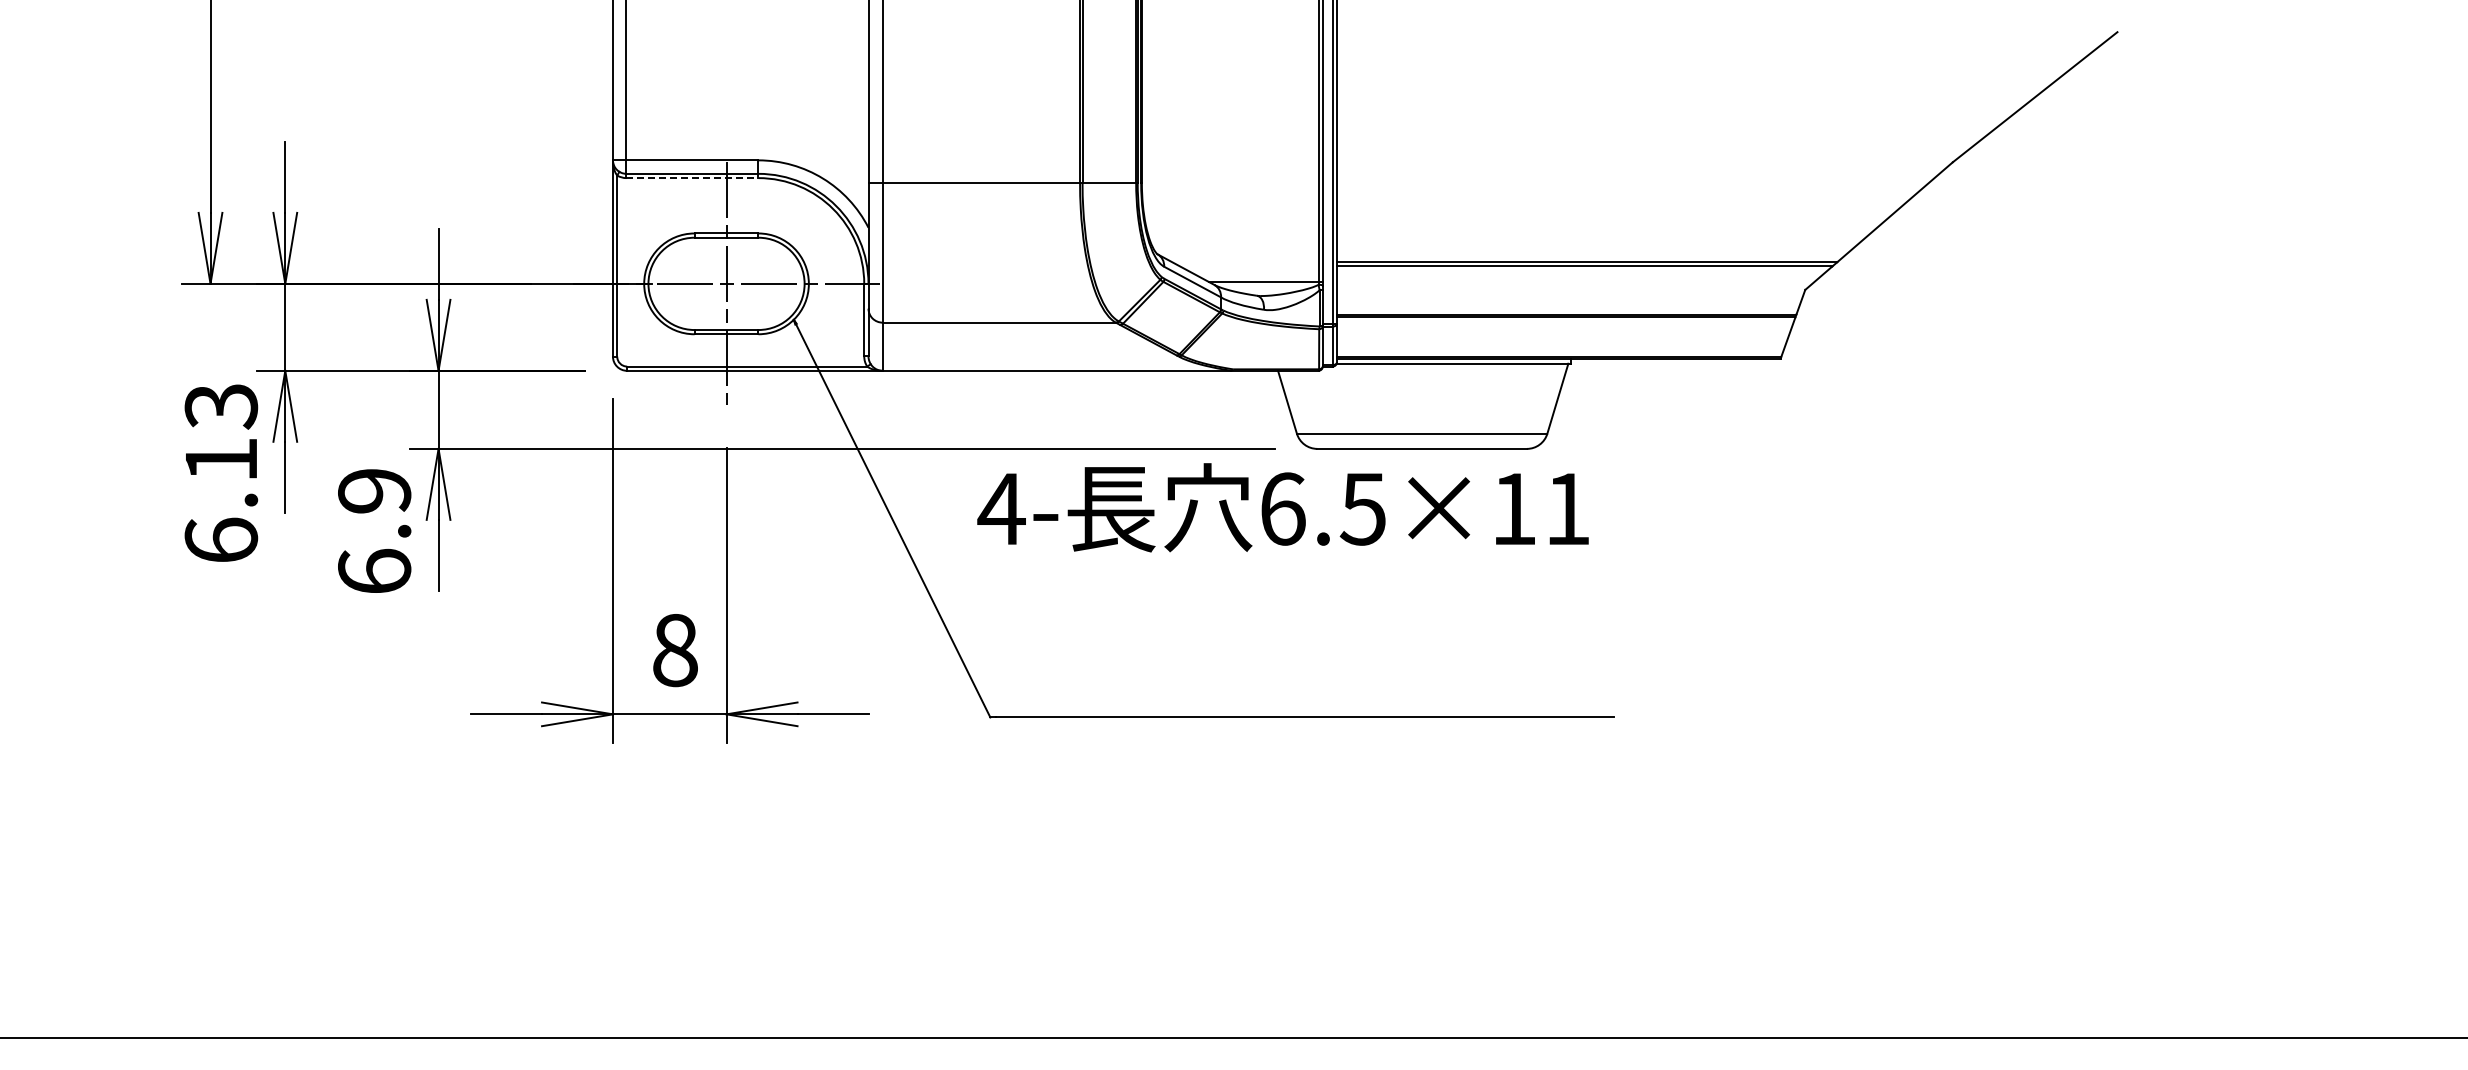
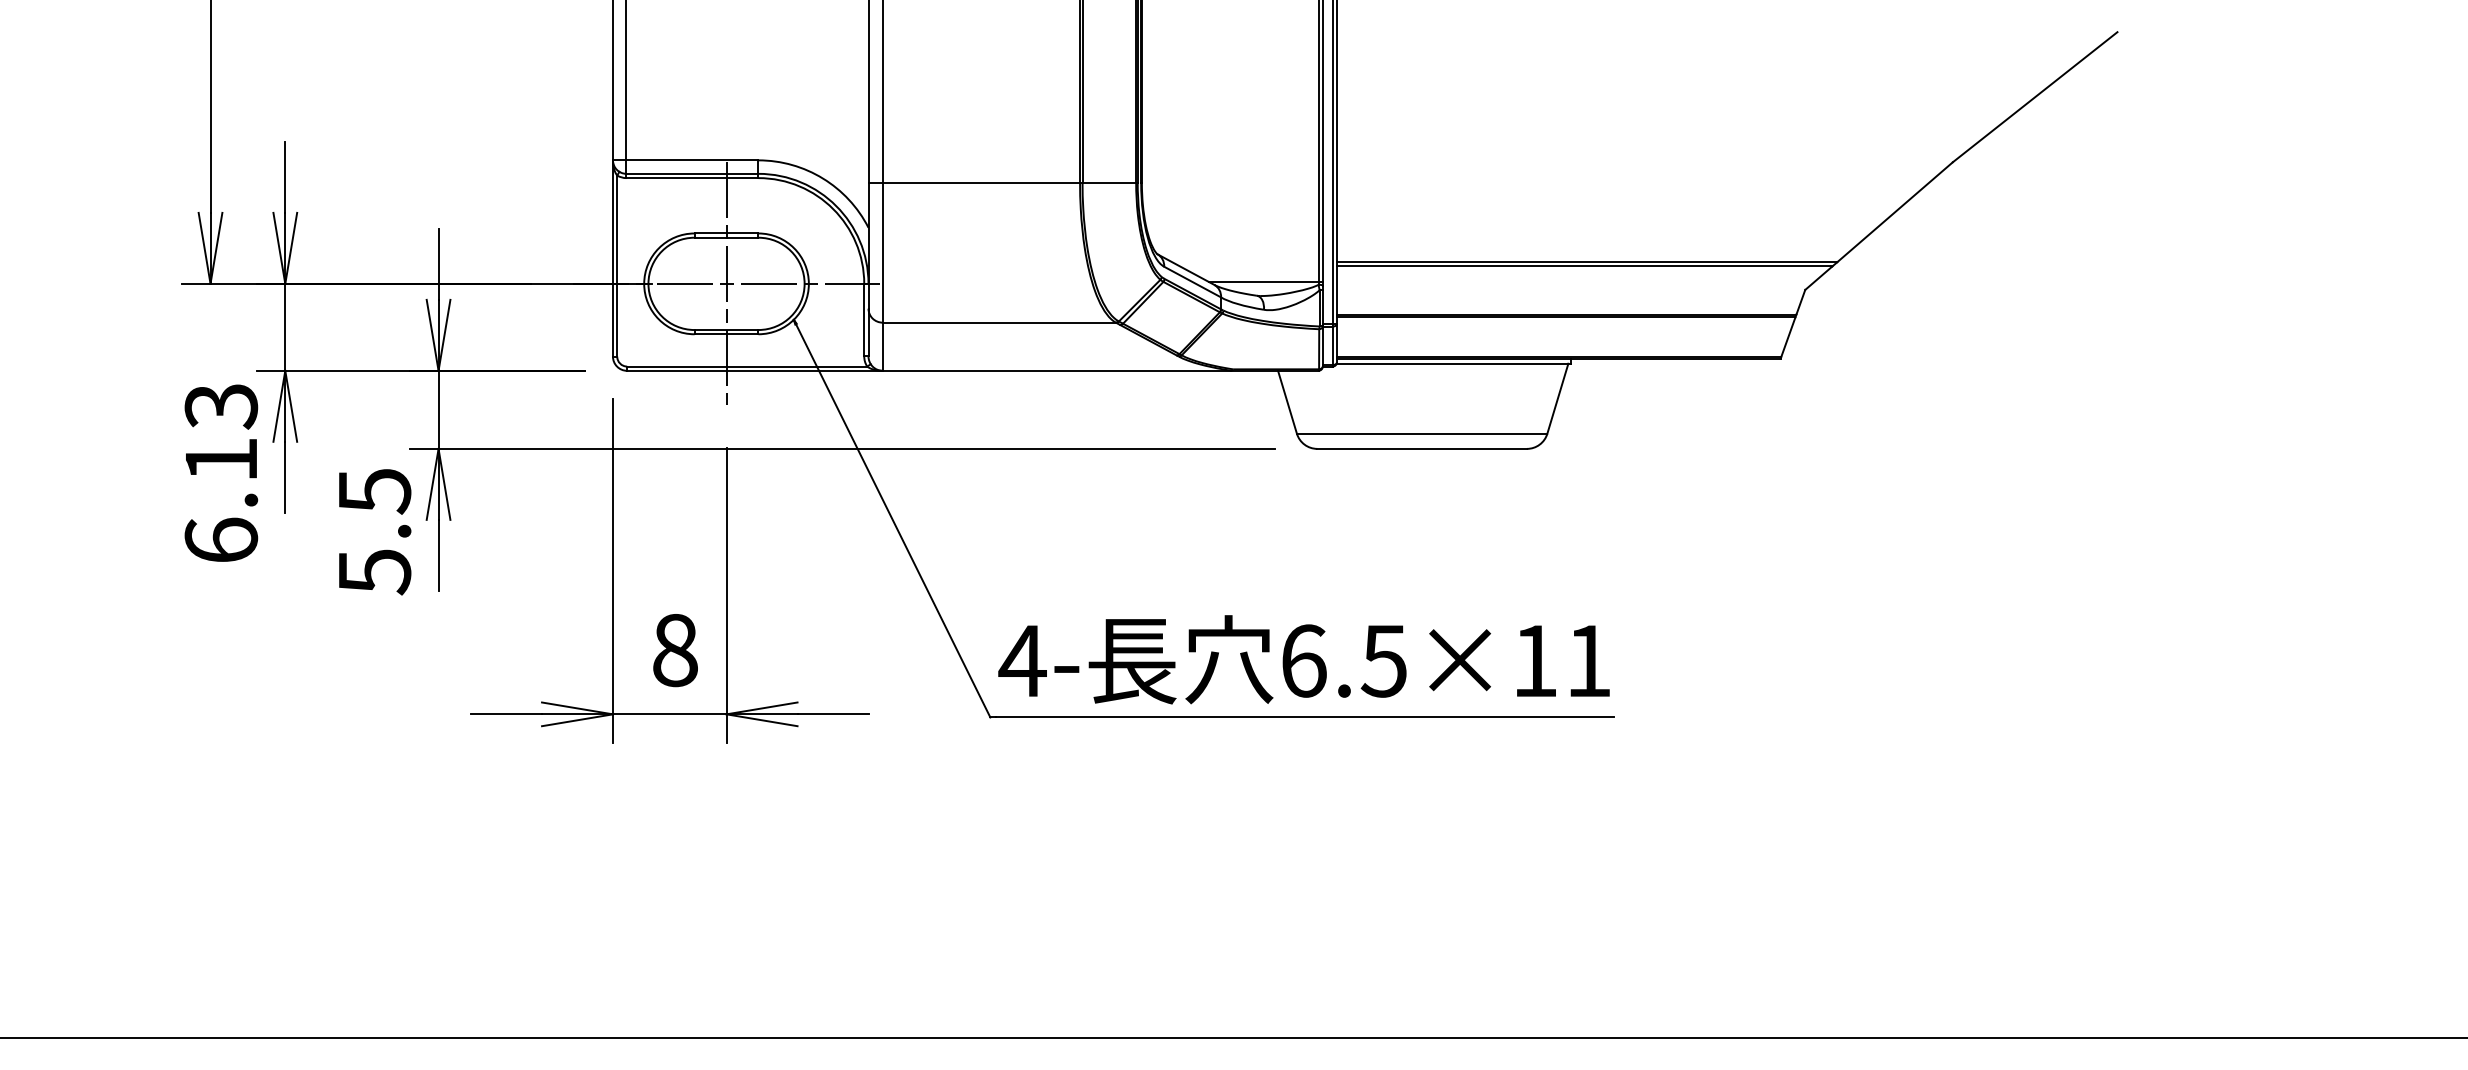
line: dashed -> solid (692, 178)
text position: (1282, 507) -> (1303, 659) (1303, 659)
text: 6.9 -> 5.5 (374, 532)
